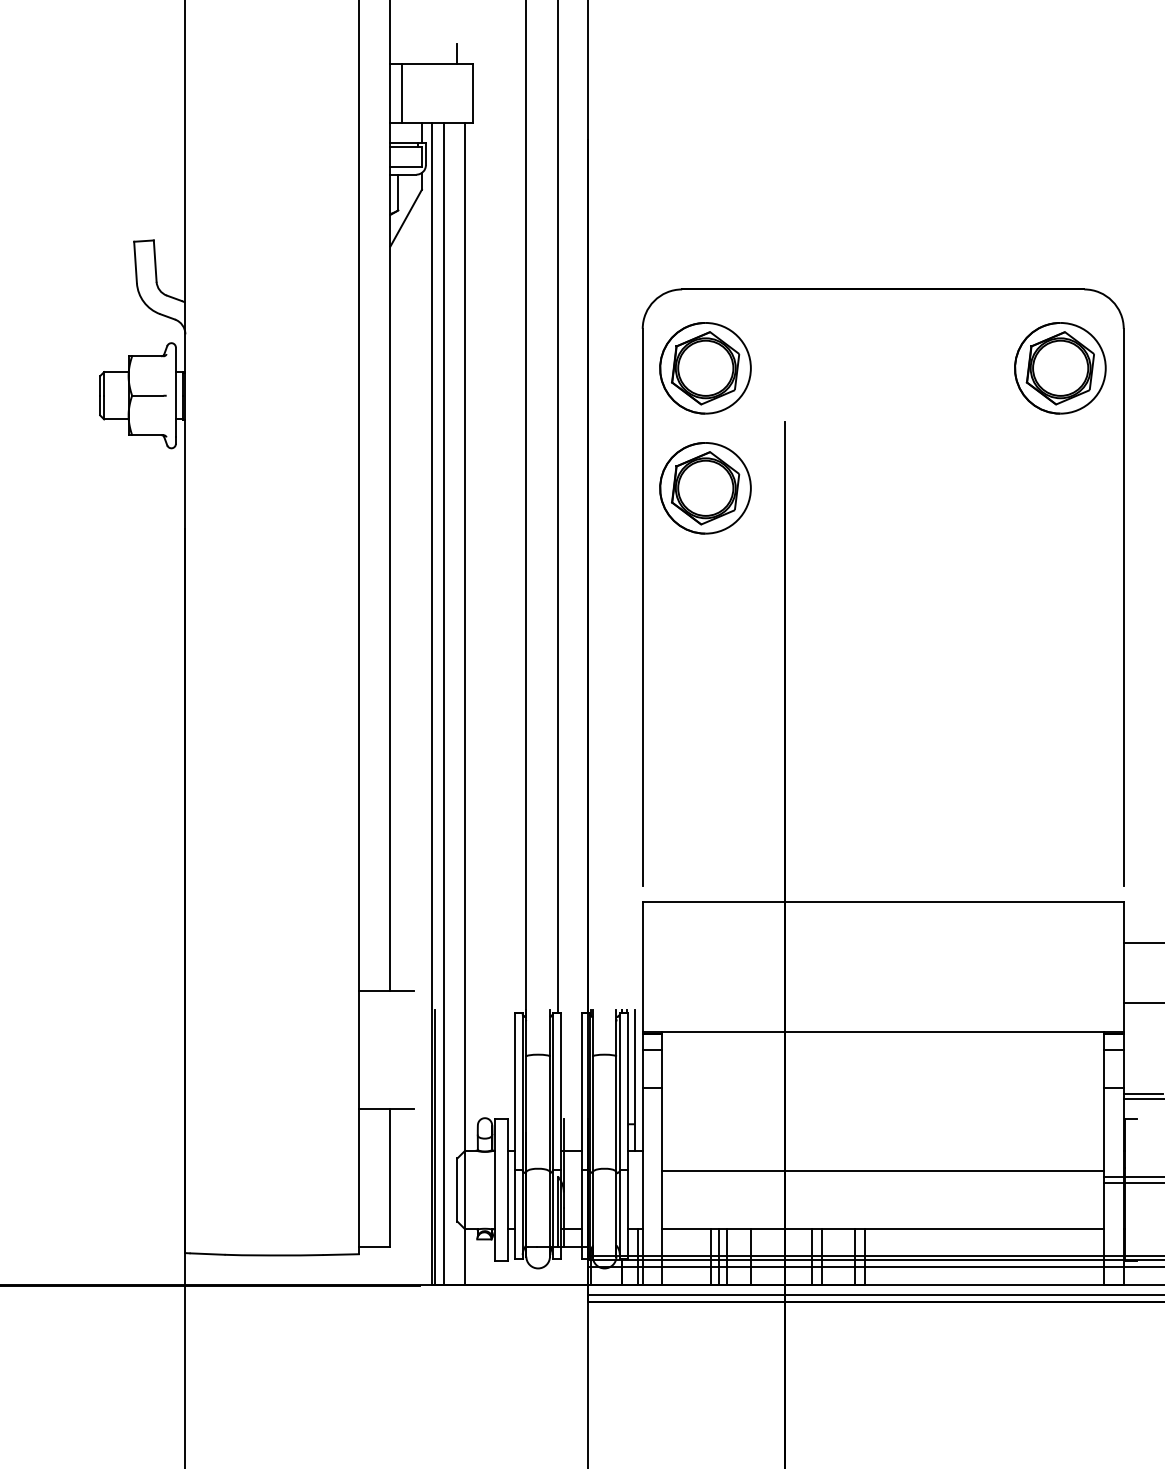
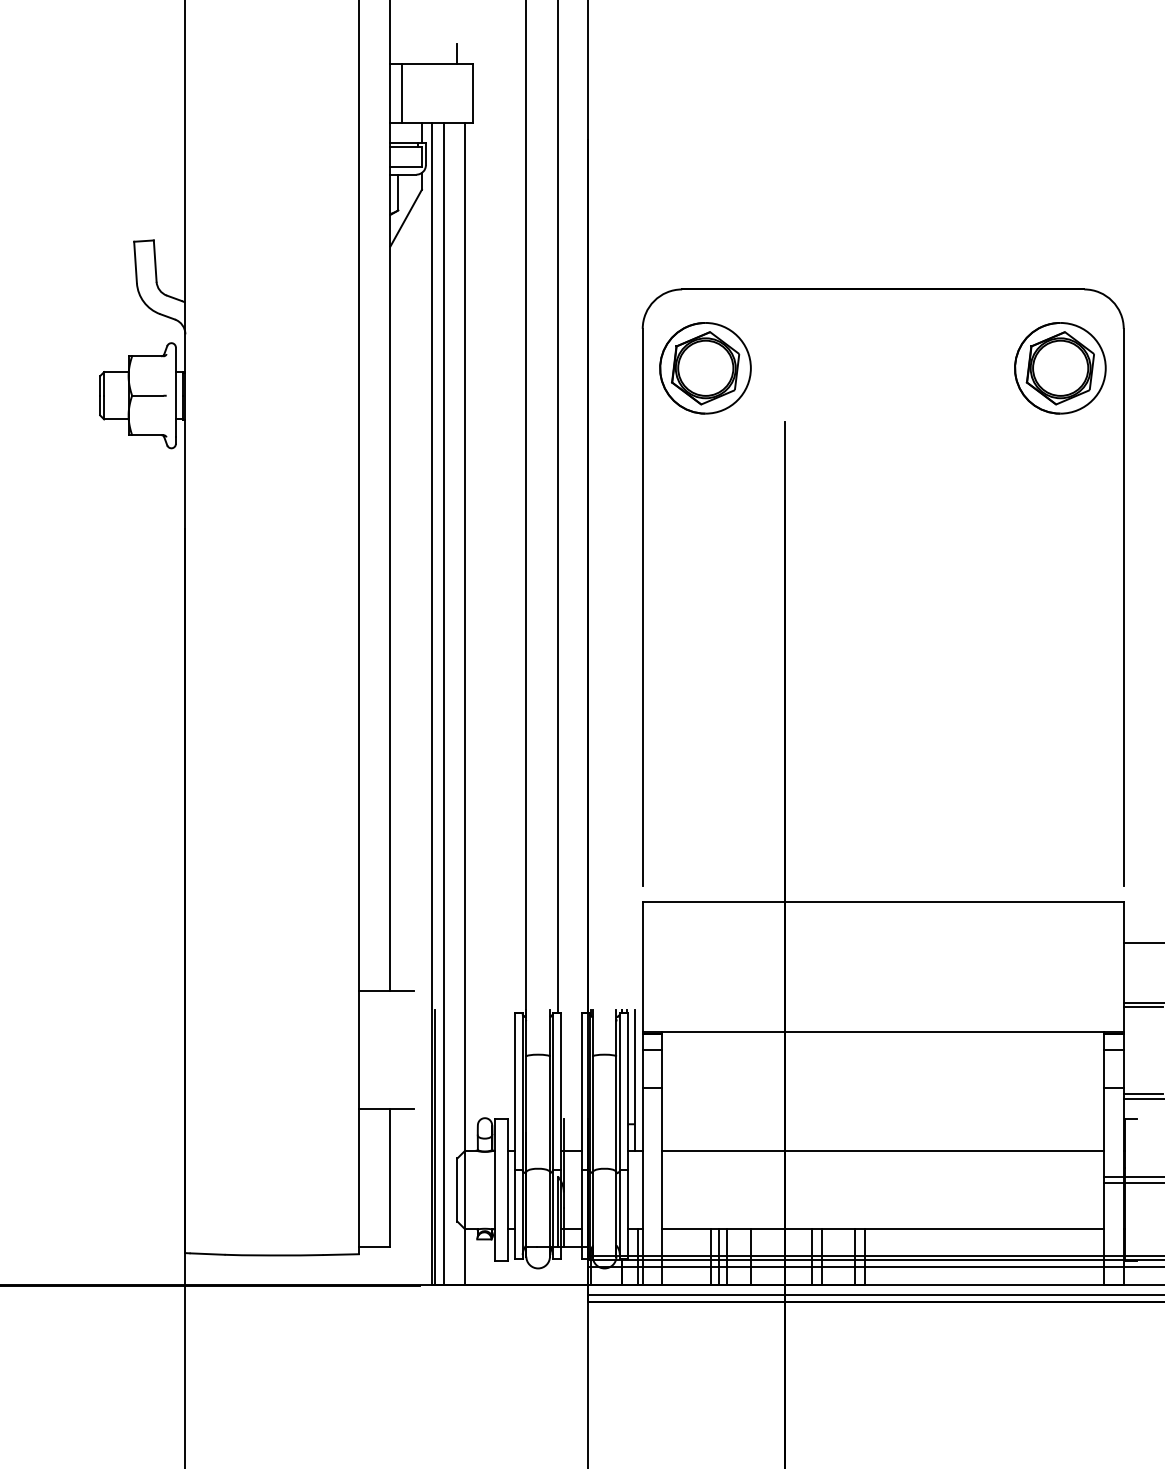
part: present -> none (705, 488)
line: none -> present (1142, 1006)
line position: (883, 1170) -> (883, 1150) (883, 1150)
